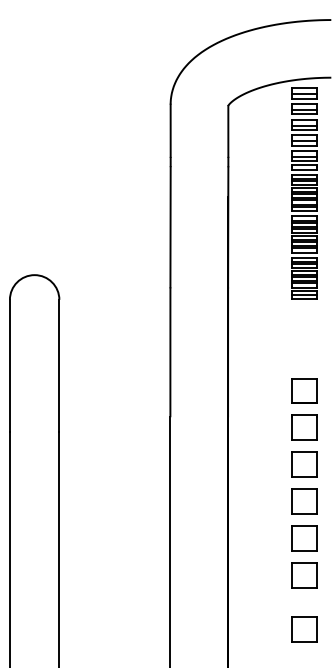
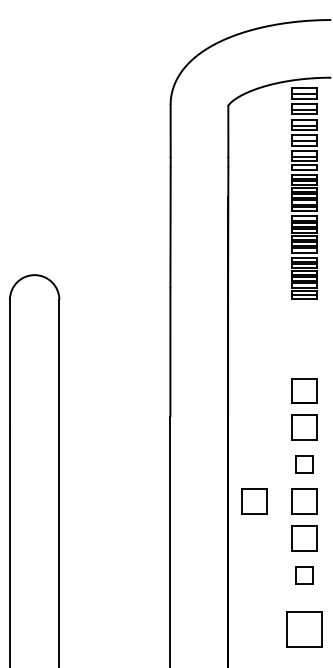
part size: 27x27 px -> 19x19 px (304, 464)
part: none -> present (254, 501)
part size: 27x27 px -> 19x19 px (304, 575)
part size: 27x27 px -> 37x37 px (304, 629)
